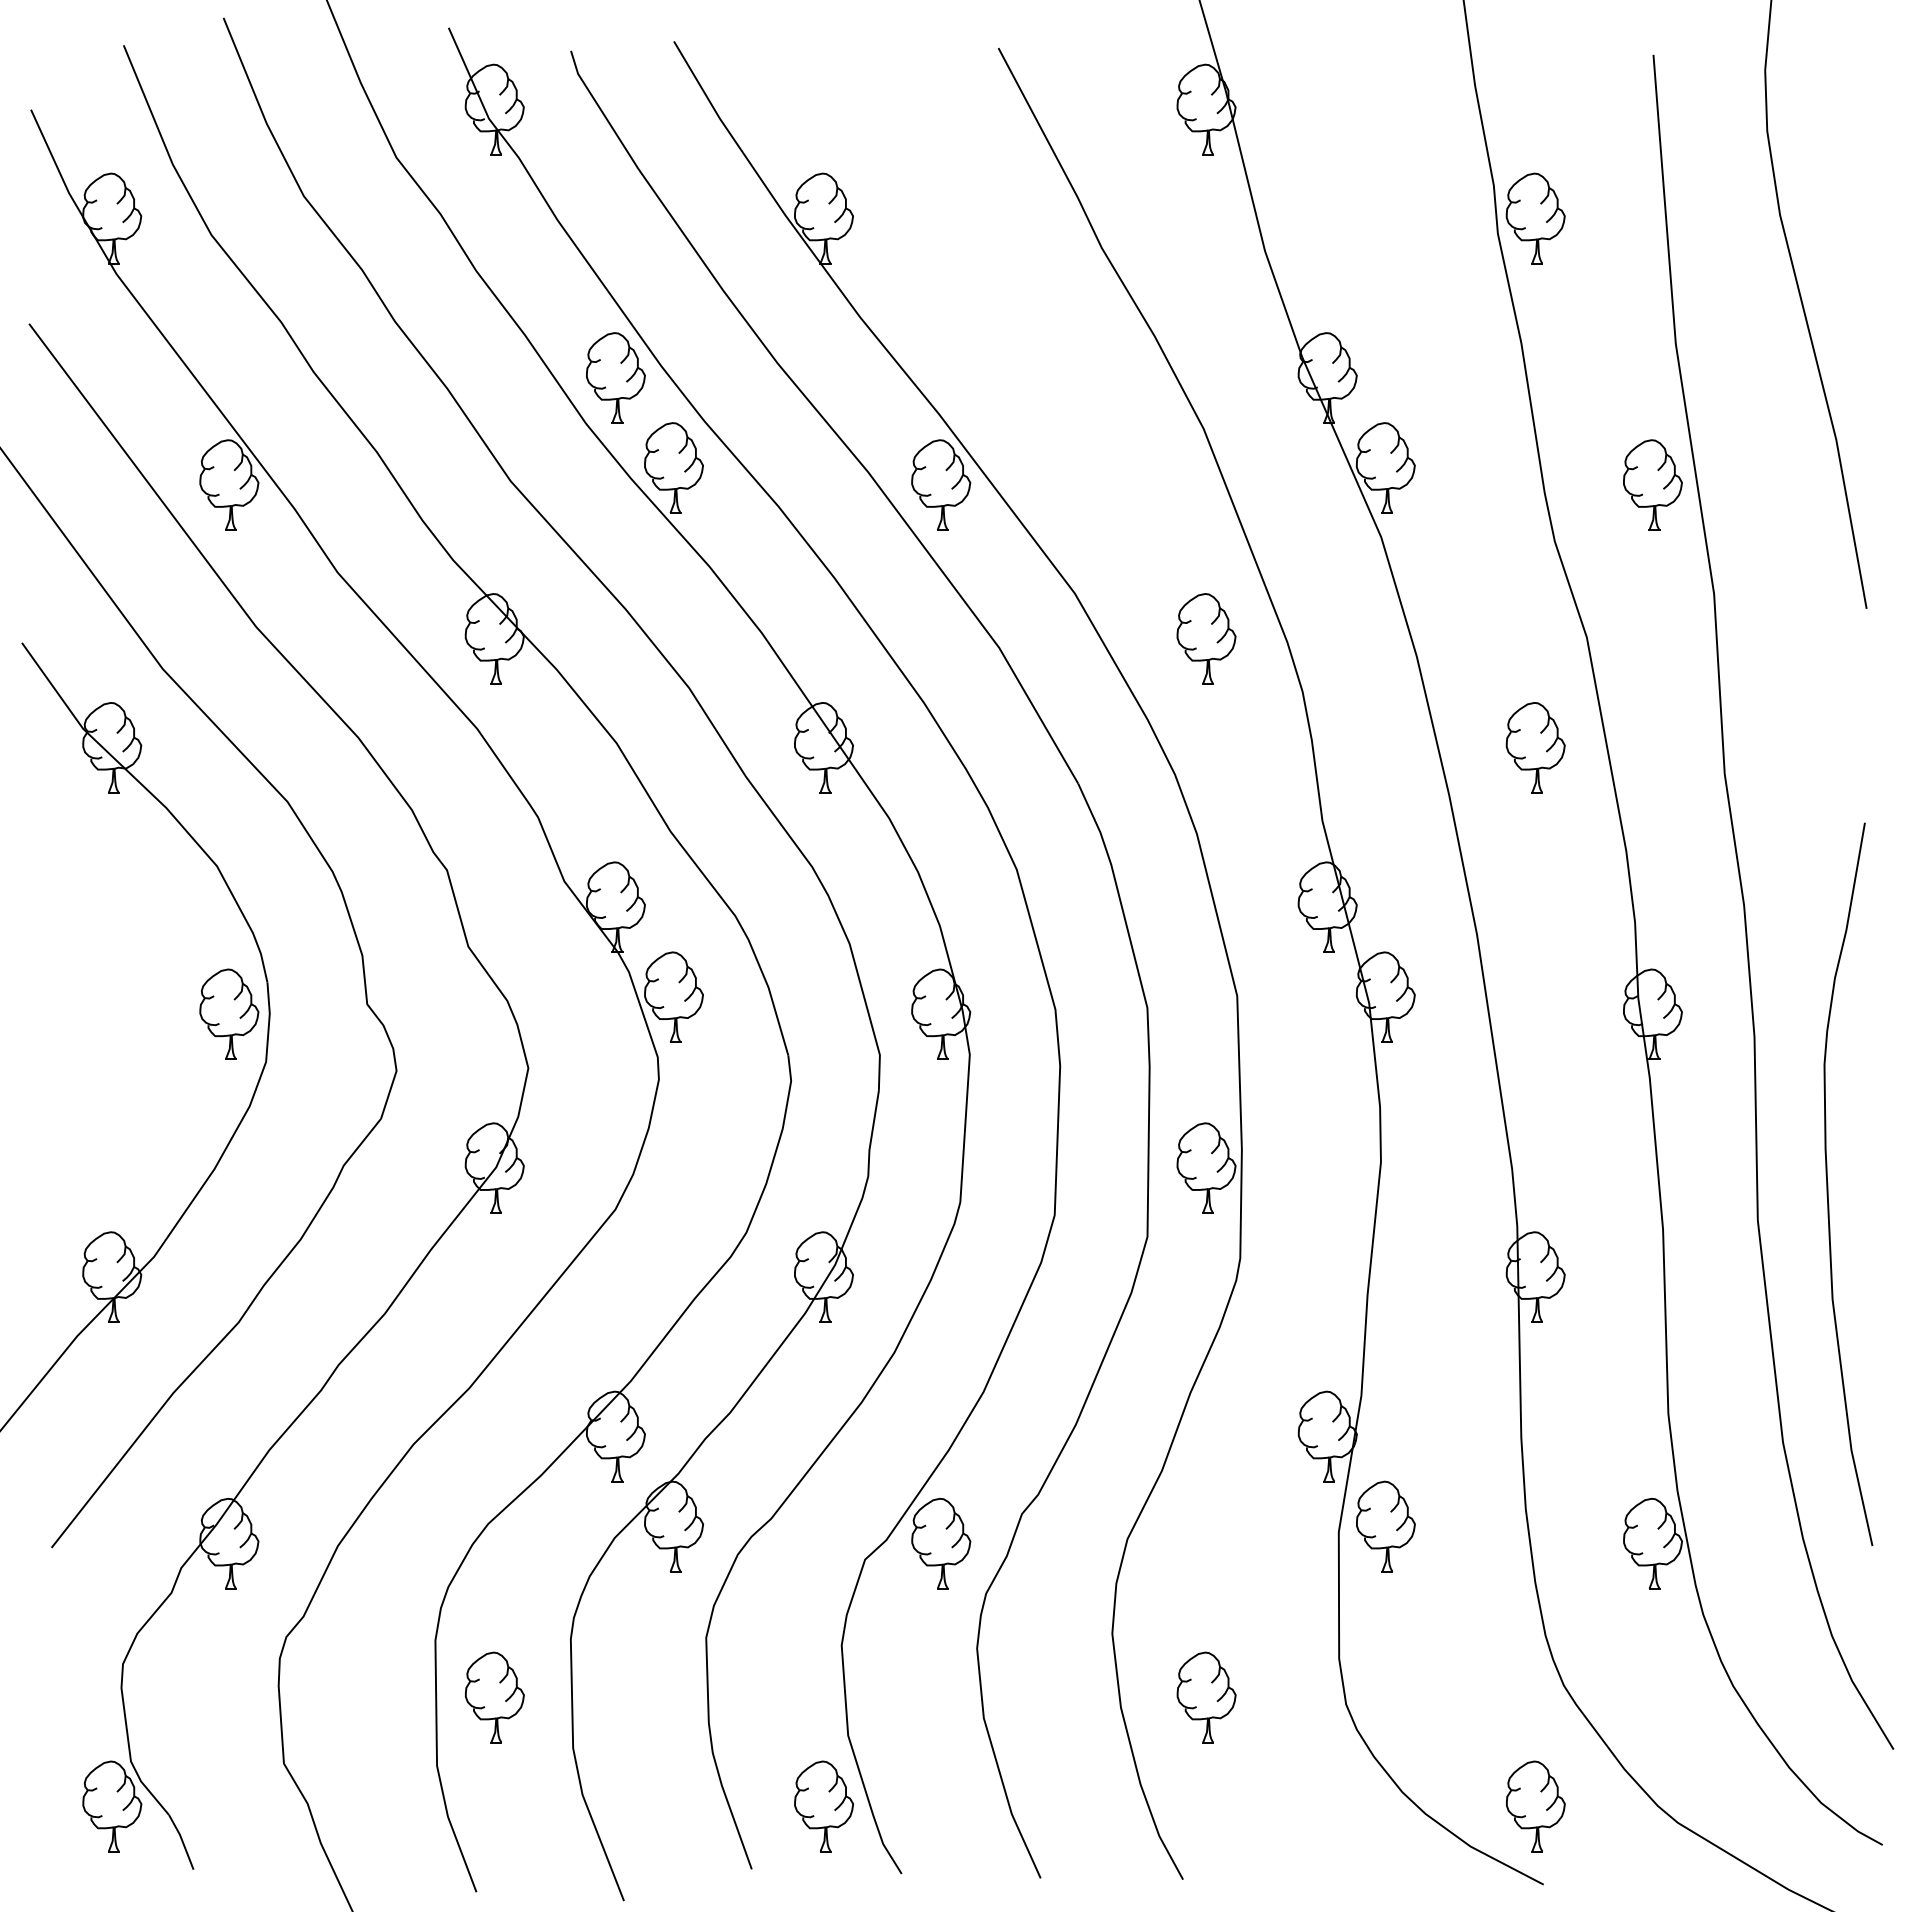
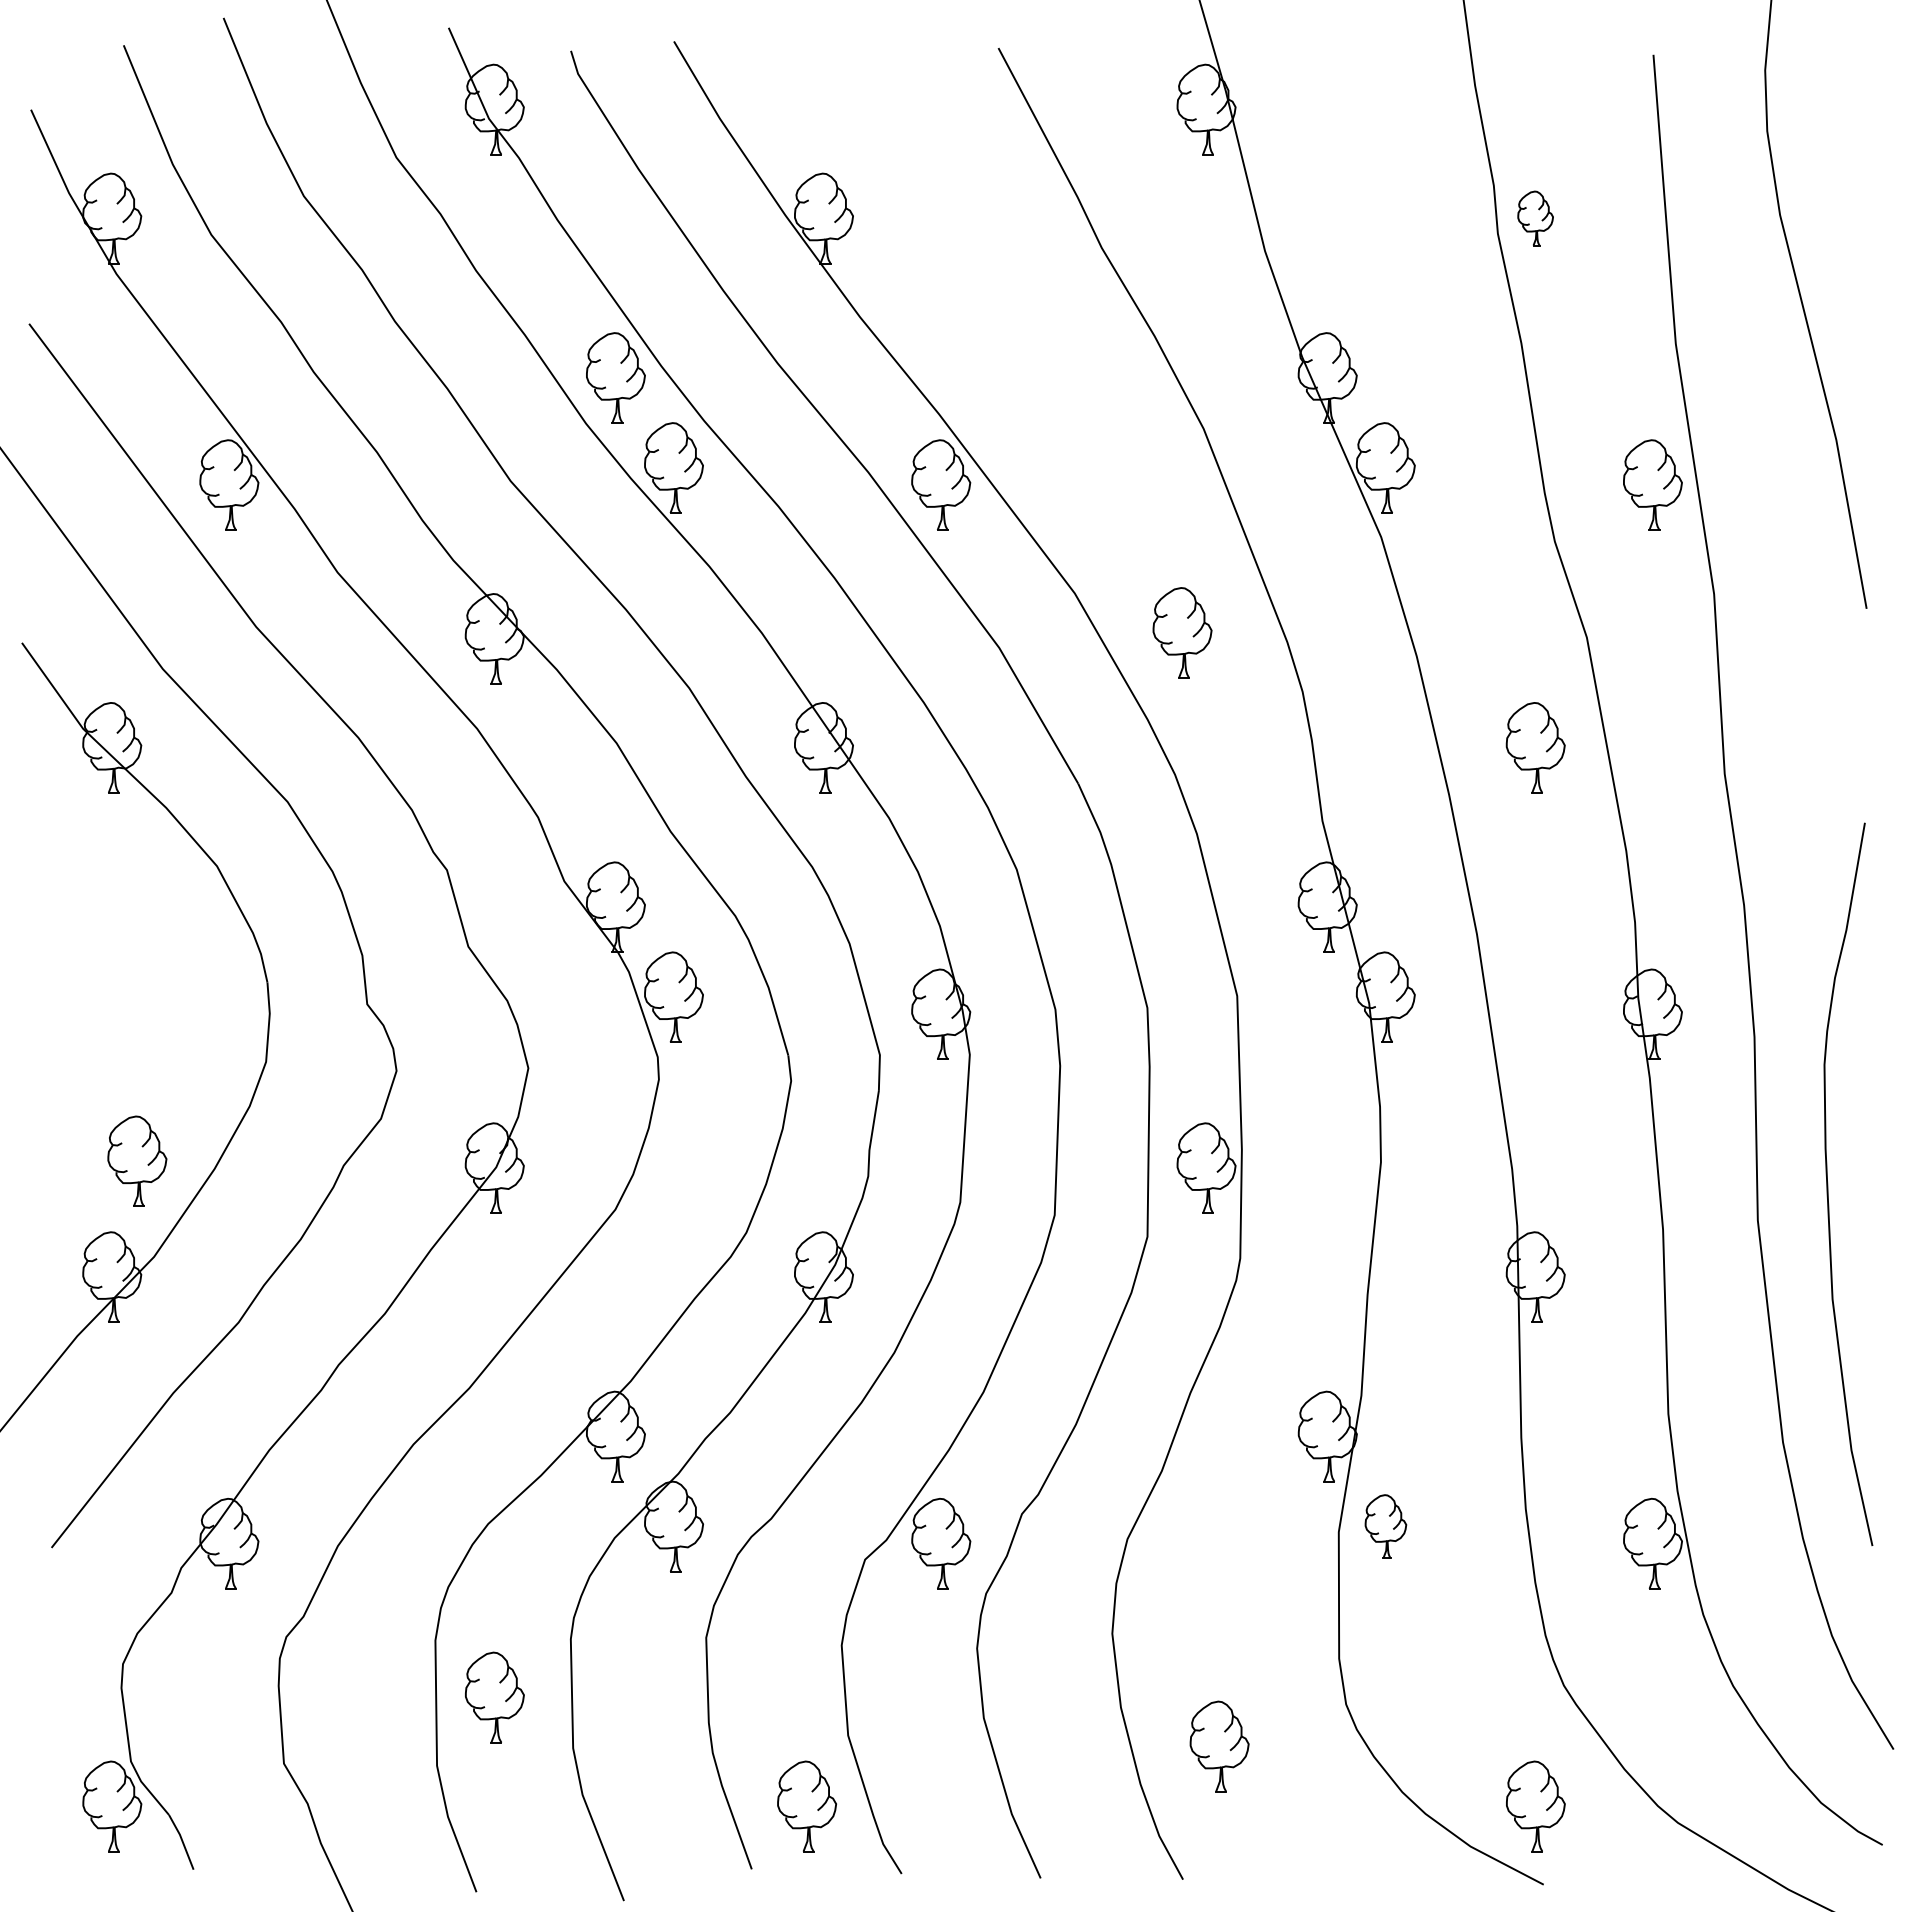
part size: 61x93 px -> 37x57 px (1535, 218)
part position: (1206, 638) -> (1182, 632) (1182, 632)
part position: (229, 1013) -> (137, 1160) (137, 1160)
part size: 60x93 px -> 44x65 px (1385, 1526)
part position: (1206, 1697) -> (1219, 1746) (1219, 1746)
part position: (823, 1806) -> (806, 1806) (806, 1806)
